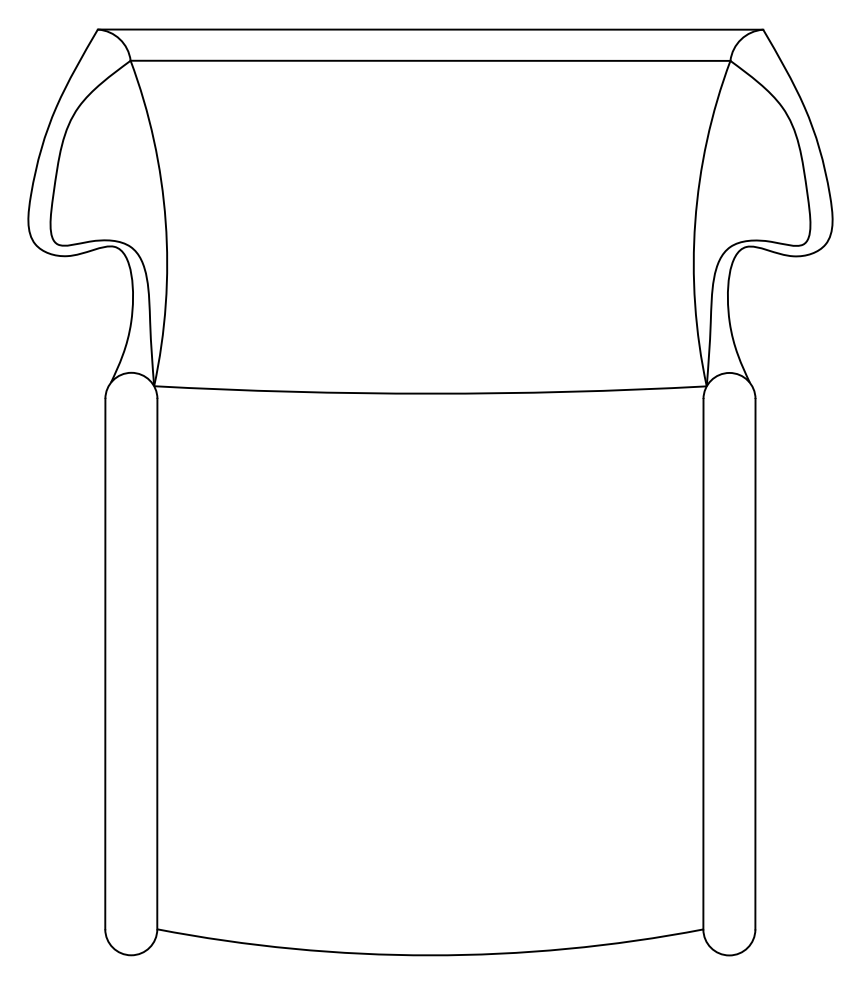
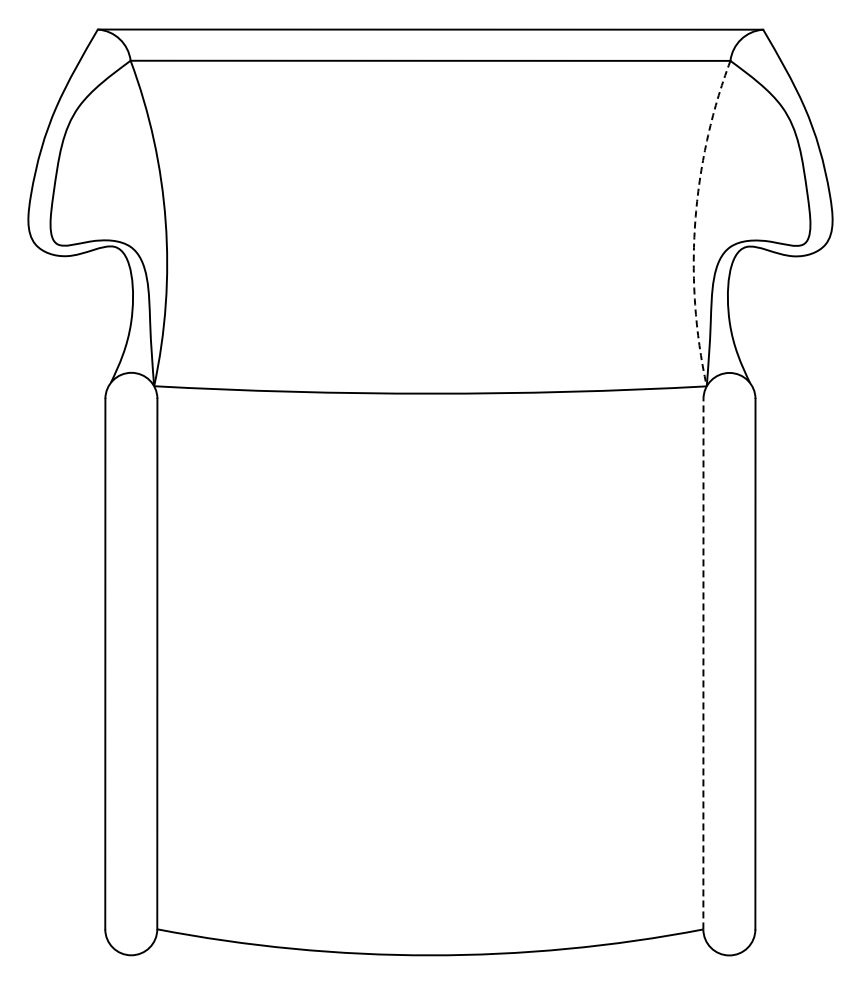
arc: solid -> dashed (695, 221)
line: solid -> dashed (703, 663)
